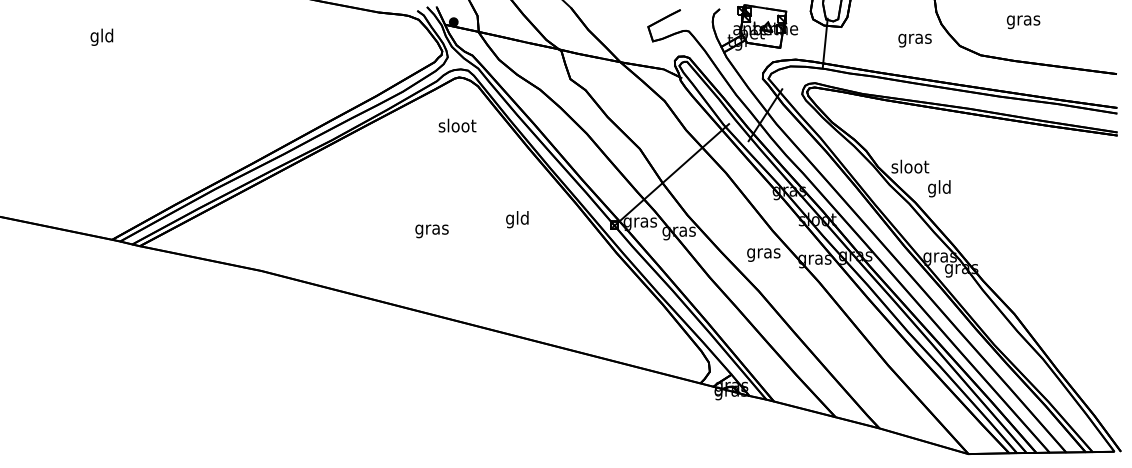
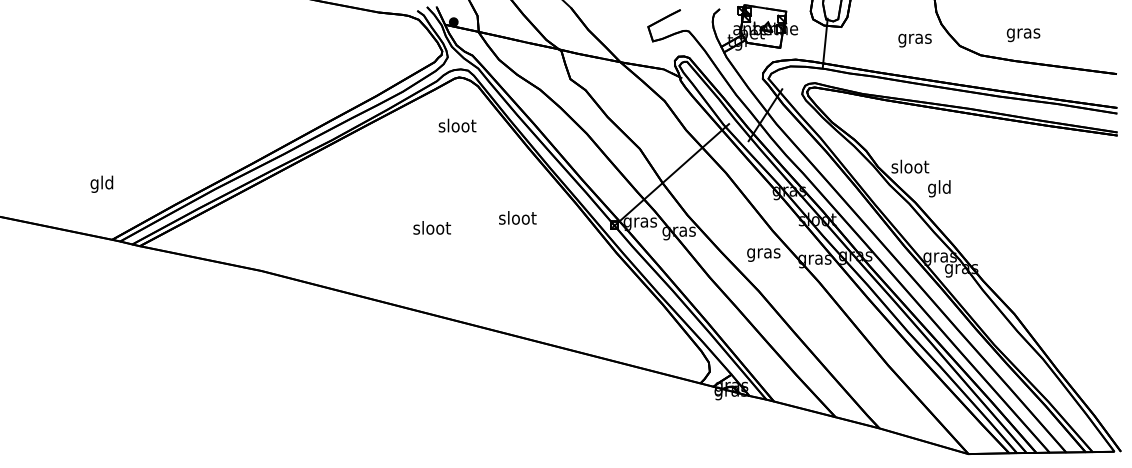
text position: (1023, 22) -> (1023, 35) (1023, 35)
text position: (101, 36) -> (101, 183) (101, 183)
text: gld -> sloot (517, 219)
text: gras -> sloot (432, 229)
